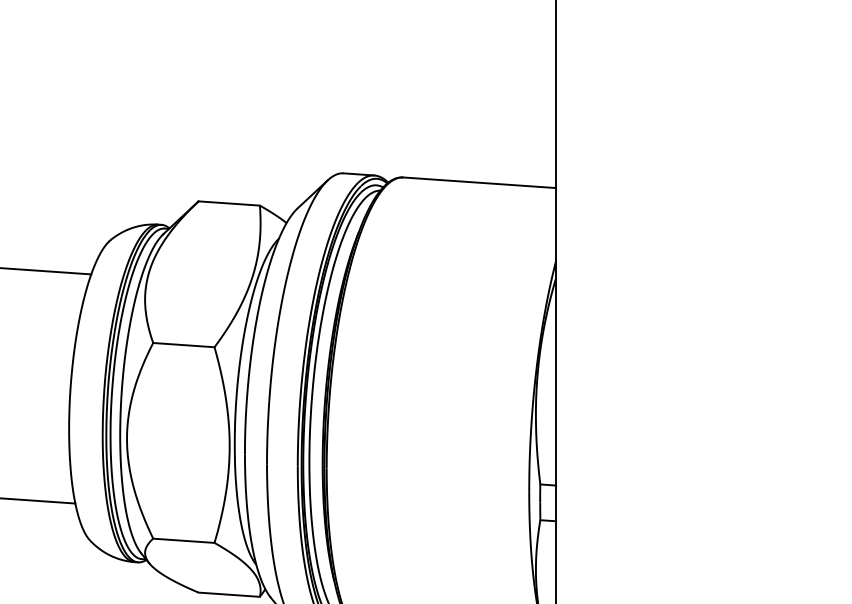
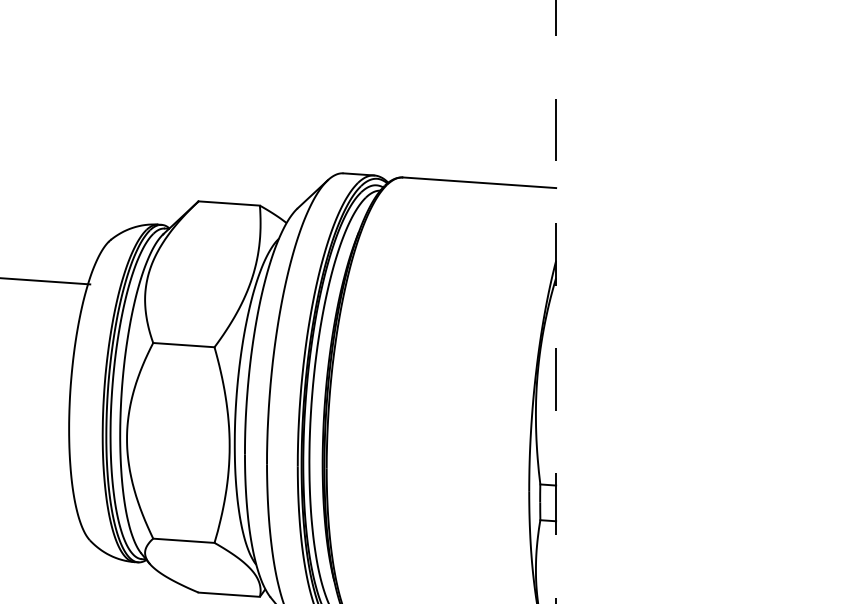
line position: (46, 271) -> (46, 281) (46, 281)
line: solid -> dashed (556, 301)
line: present -> none (38, 500)
